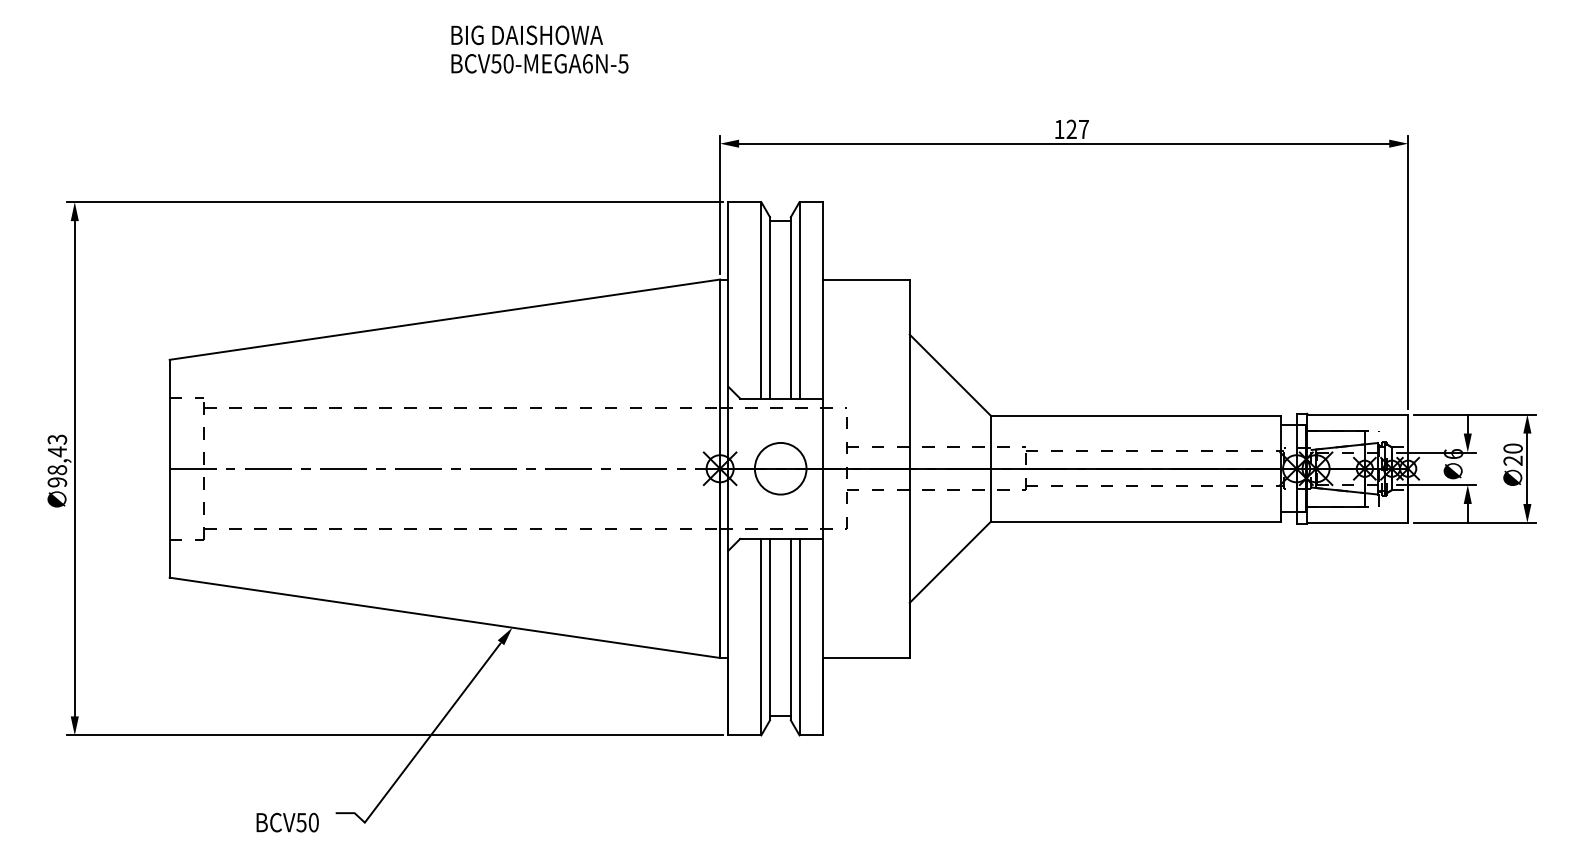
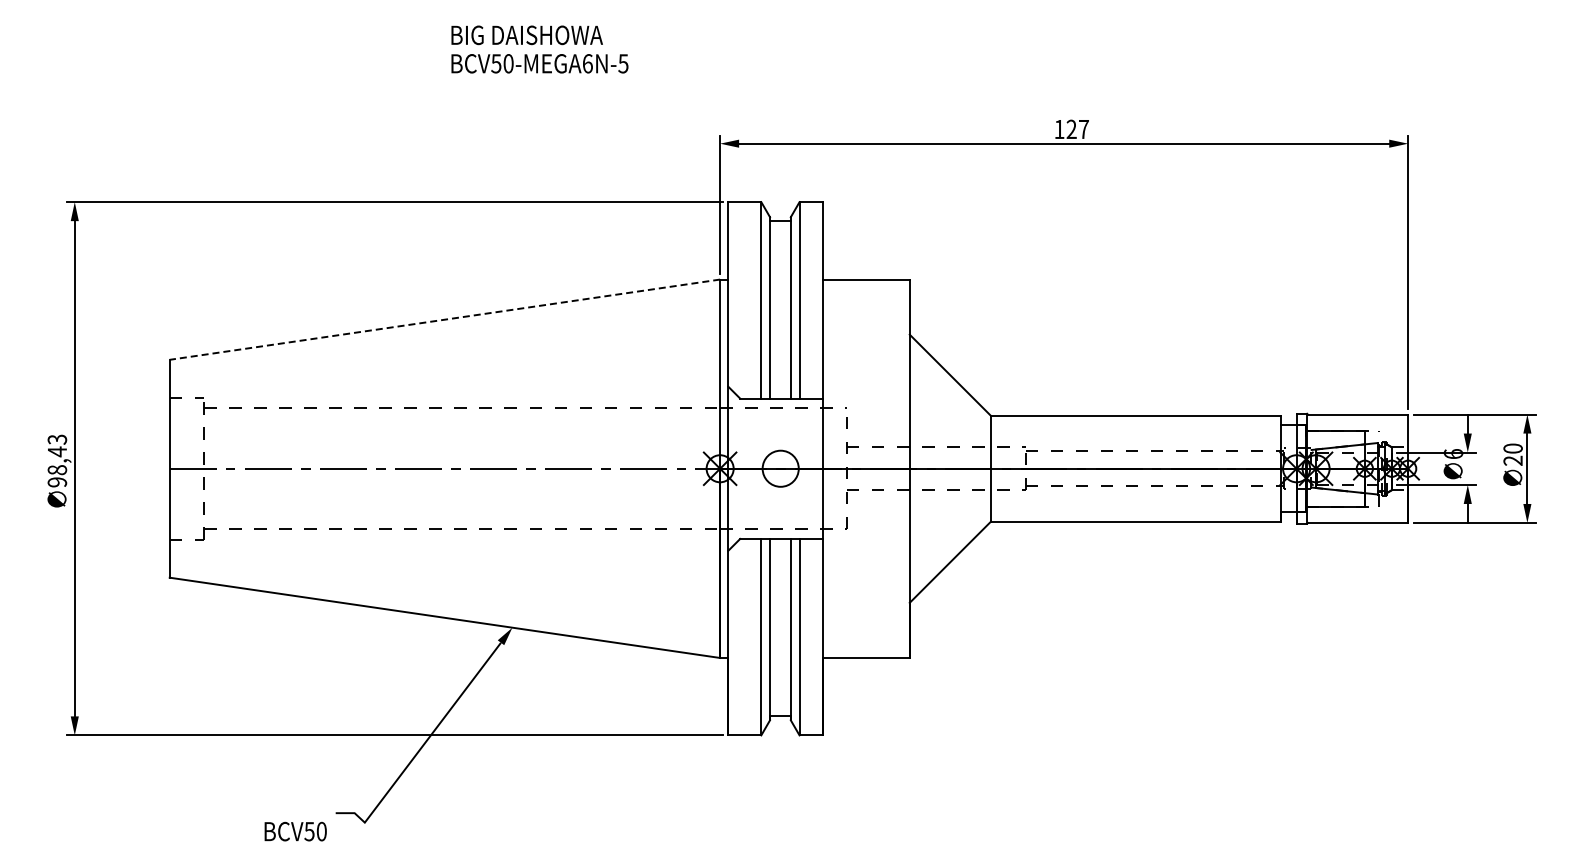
line: solid -> dashed (444, 319)
circle diameter: 52 px -> 36 px (780, 468)
text position: (287, 822) -> (295, 831) (295, 831)
